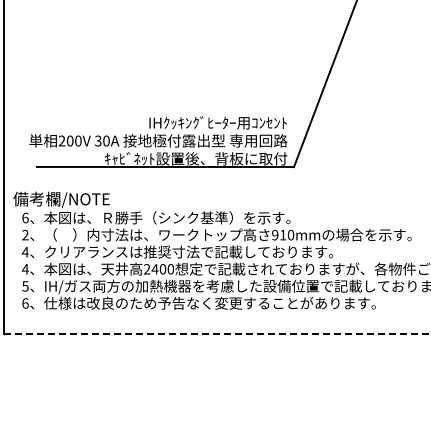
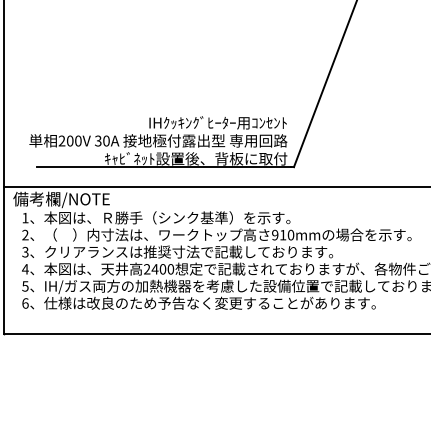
line: none -> present (215, 187)
text: 6 -> 1 (25, 217)
text: 4 -> 3 (25, 251)
line: dashed -> solid (217, 333)
